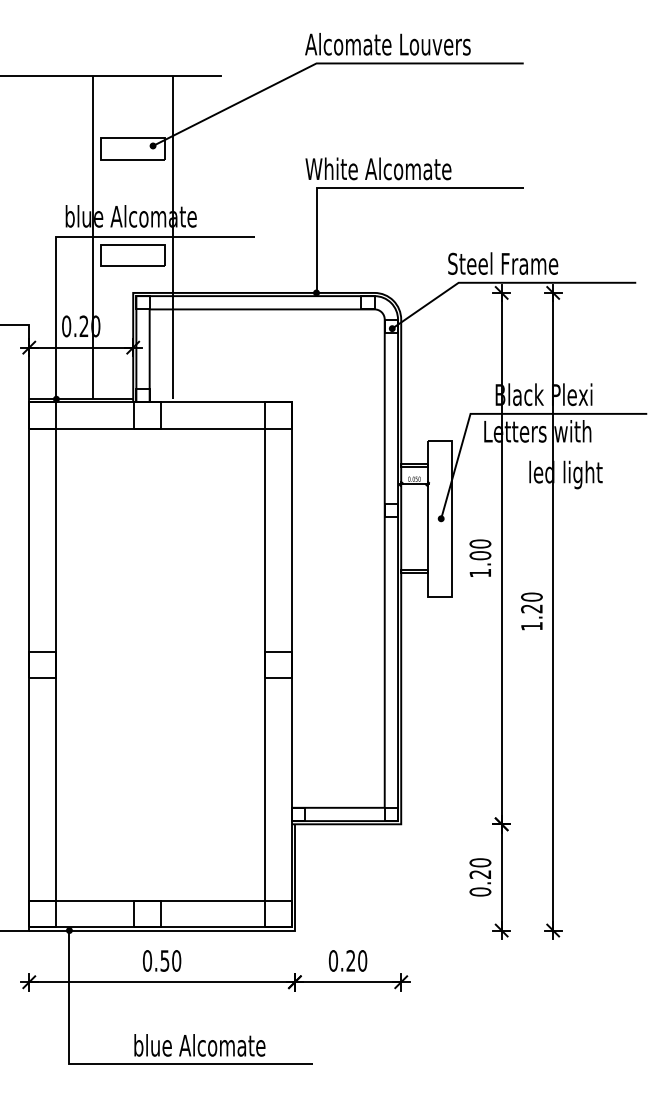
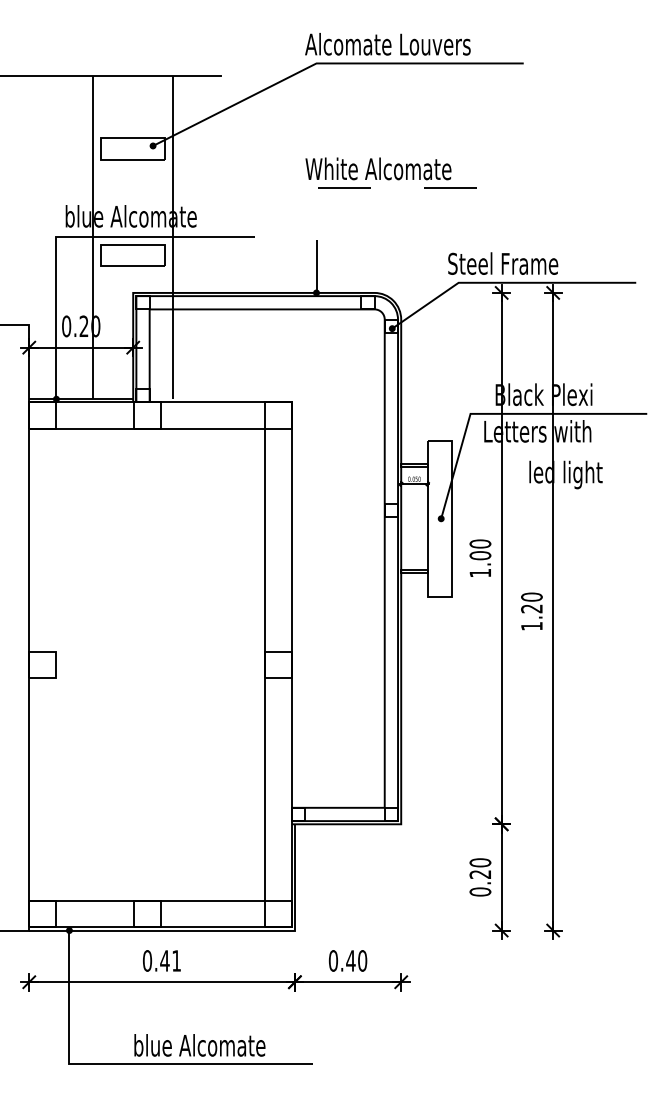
line: solid -> dashed (367, 188)
line: present -> none (55, 664)
text: 0.50 -> 0.41 (170, 960)
text: 0.20 -> 0.40 (350, 960)
